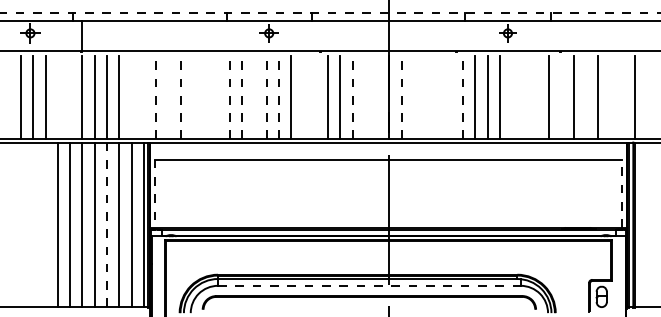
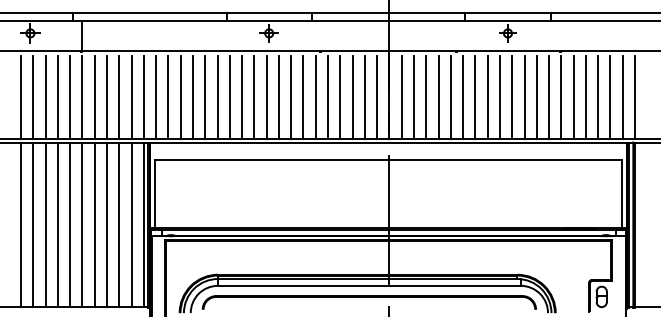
line: dashed -> solid (330, 12)
line: none -> present (57, 97)
line: none -> present (70, 97)
line: none -> present (131, 97)
line: none -> present (143, 97)
line: dashed -> solid (156, 97)
line: none -> present (168, 97)
line: dashed -> solid (180, 97)
line: none -> present (192, 97)
line: none -> present (205, 97)
line: none -> present (217, 97)
line: dashed -> solid (229, 97)
line: dashed -> solid (242, 97)
line: none -> present (254, 97)
line: dashed -> solid (266, 97)
line: dashed -> solid (278, 97)
line: none -> present (303, 97)
line: none -> present (315, 97)
line: dashed -> solid (352, 97)
line: none -> present (364, 97)
line: none -> present (377, 97)
line: dashed -> solid (401, 97)
line: none -> present (414, 97)
line: none -> present (426, 97)
line: none -> present (438, 97)
line: none -> present (450, 97)
line: dashed -> solid (463, 97)
line: none -> present (512, 97)
line: none -> present (524, 97)
line: none -> present (536, 97)
line: none -> present (561, 97)
line: none -> present (585, 97)
line: none -> present (610, 97)
line: none -> present (622, 97)
line: dashed -> solid (622, 193)
line: dashed -> solid (154, 194)
line: none -> present (21, 224)
line: none -> present (33, 224)
line: none -> present (45, 224)
line: dashed -> solid (107, 224)
line: dashed -> solid (369, 285)
